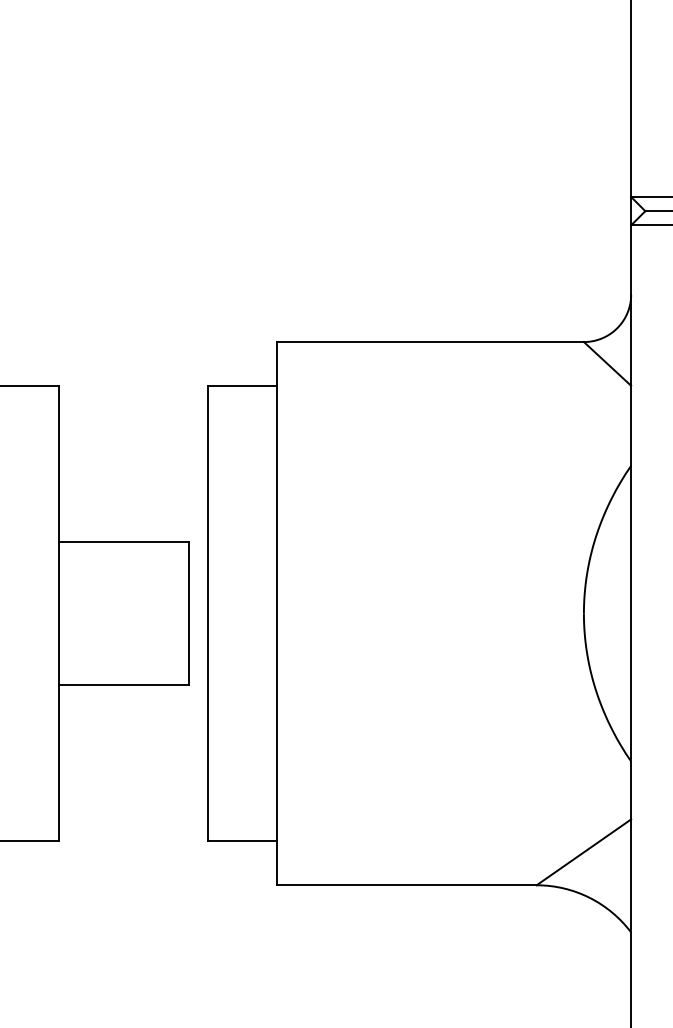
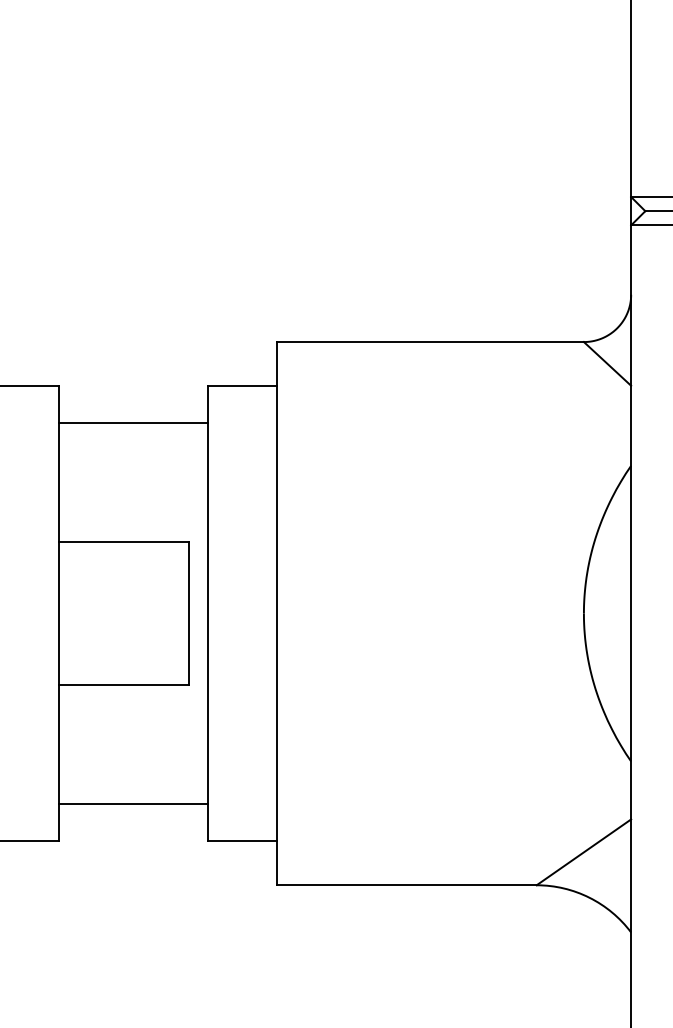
line: none -> present (133, 423)
line: none -> present (133, 804)
